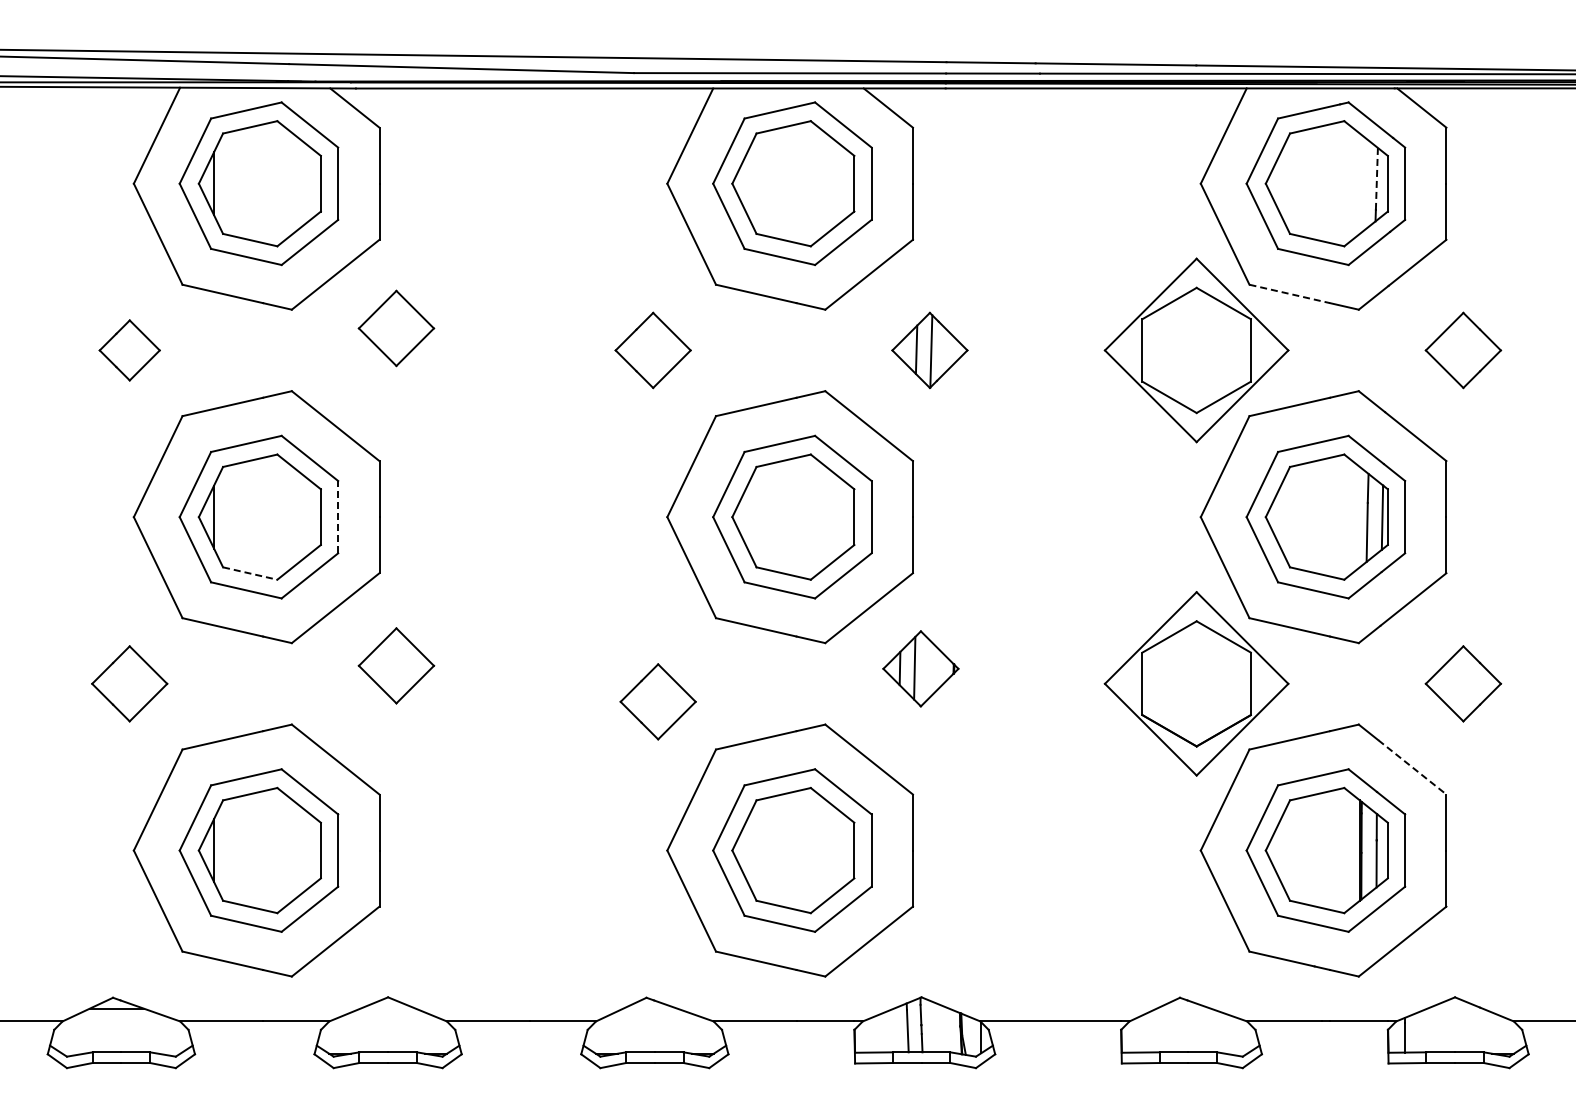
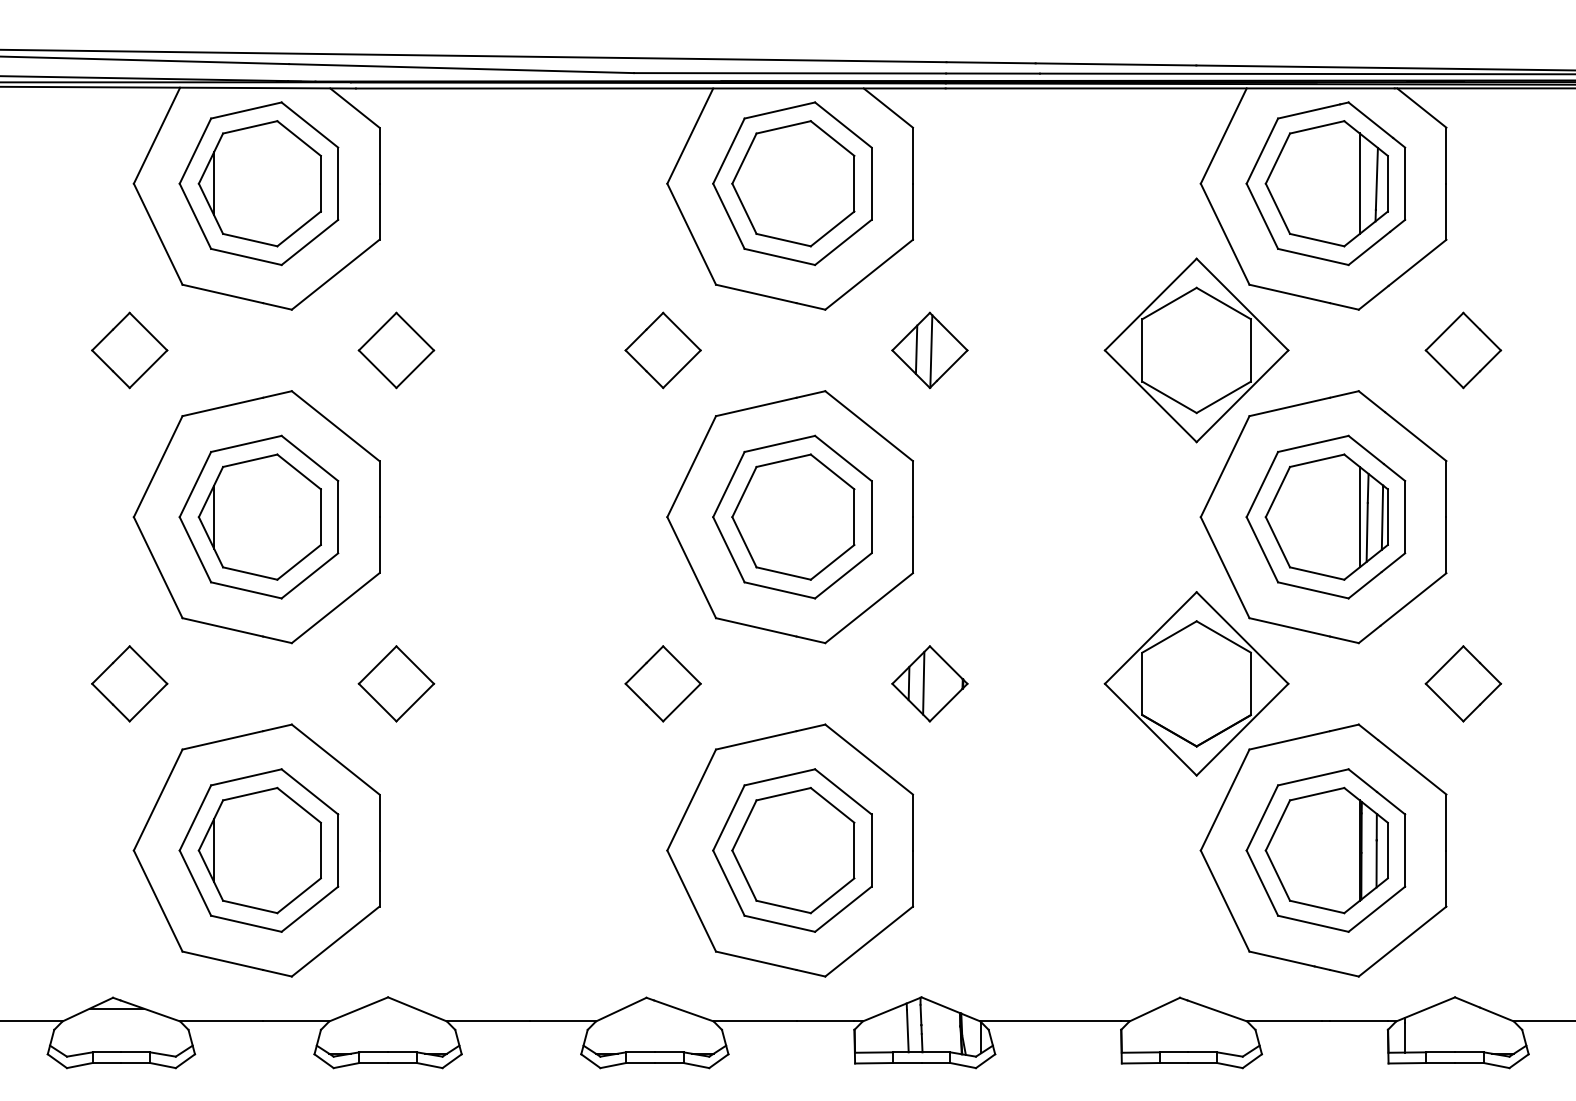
line: dashed -> solid (1376, 178)
line: none -> present (1359, 183)
line: dashed -> solid (1290, 294)
part position: (396, 328) -> (396, 350) (396, 350)
part size: 63x63 px -> 78x79 px (129, 350)
part position: (652, 350) -> (662, 350) (662, 350)
line: dashed -> solid (338, 516)
line: none -> present (1359, 516)
line: dashed -> solid (250, 573)
part position: (396, 665) -> (396, 683) (396, 683)
part position: (920, 668) -> (929, 683) (929, 683)
part position: (657, 701) -> (662, 683) (662, 683)
line: dashed -> solid (1412, 767)
